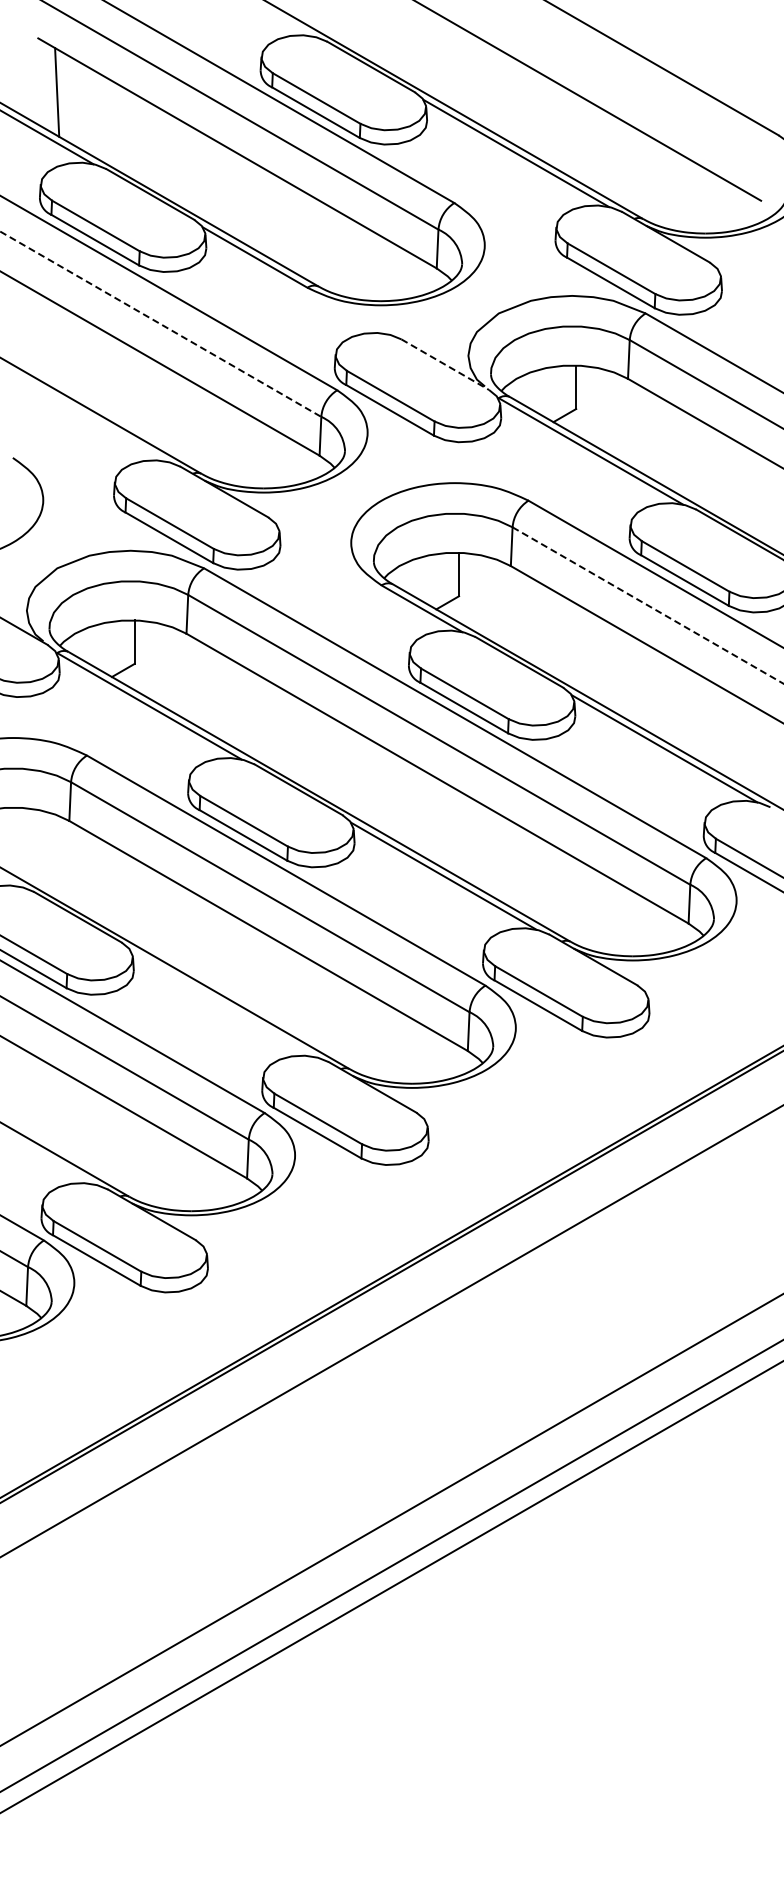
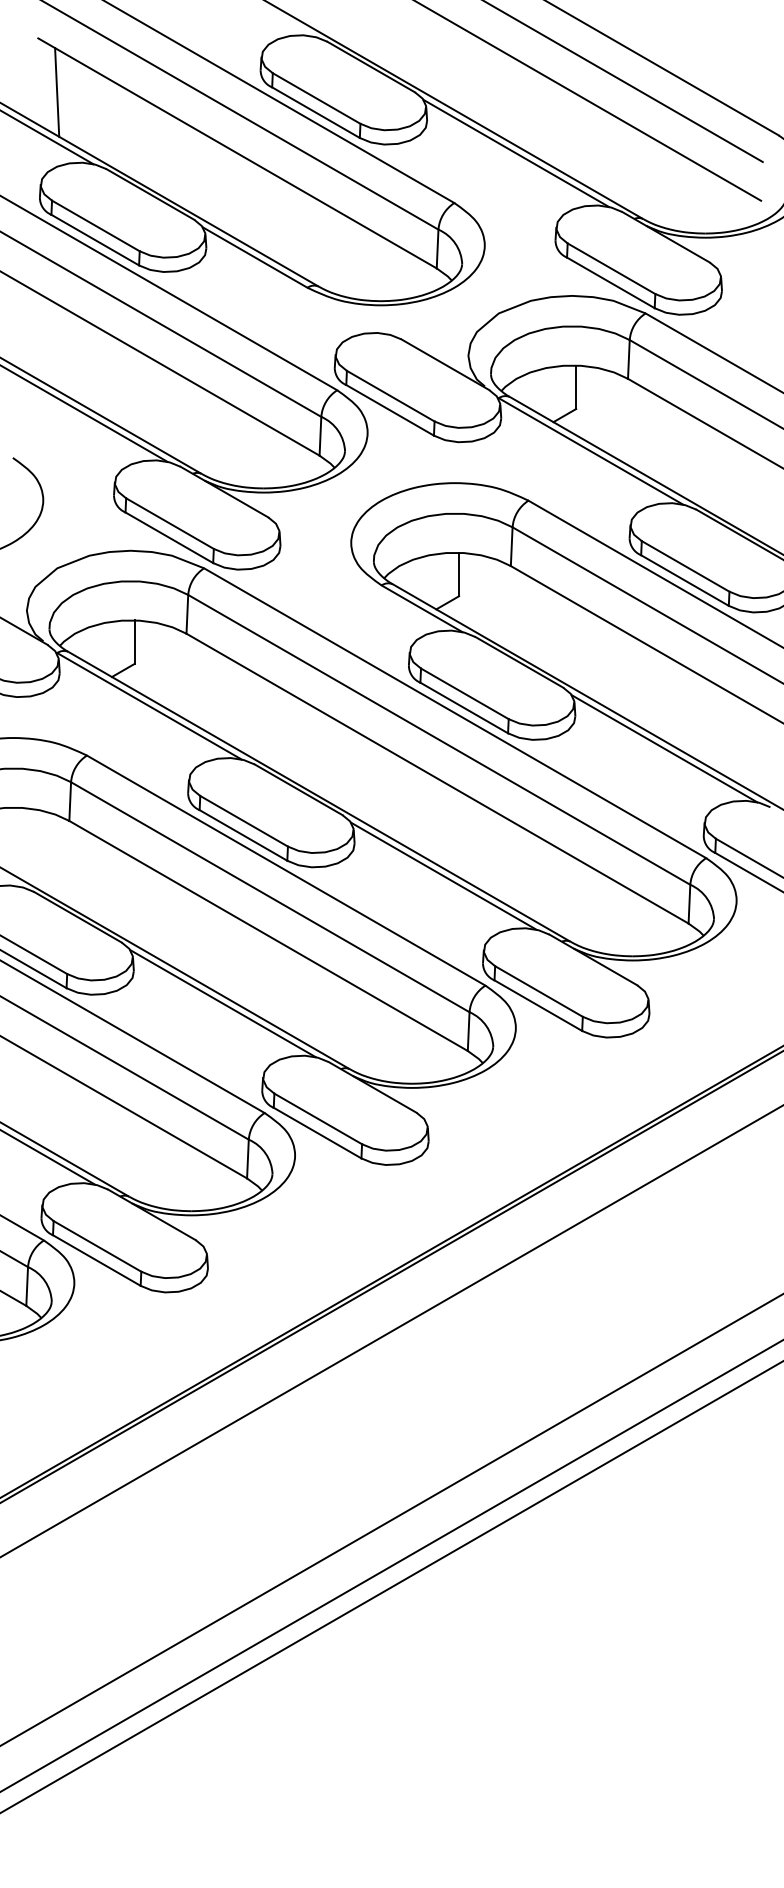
line: none -> present (624, 82)
line: dashed -> solid (161, 324)
line: dashed -> solid (445, 364)
line: none -> present (84, 413)
line: dashed -> solid (648, 605)
line: none -> present (222, 1003)
line: none -> present (48, 1157)
